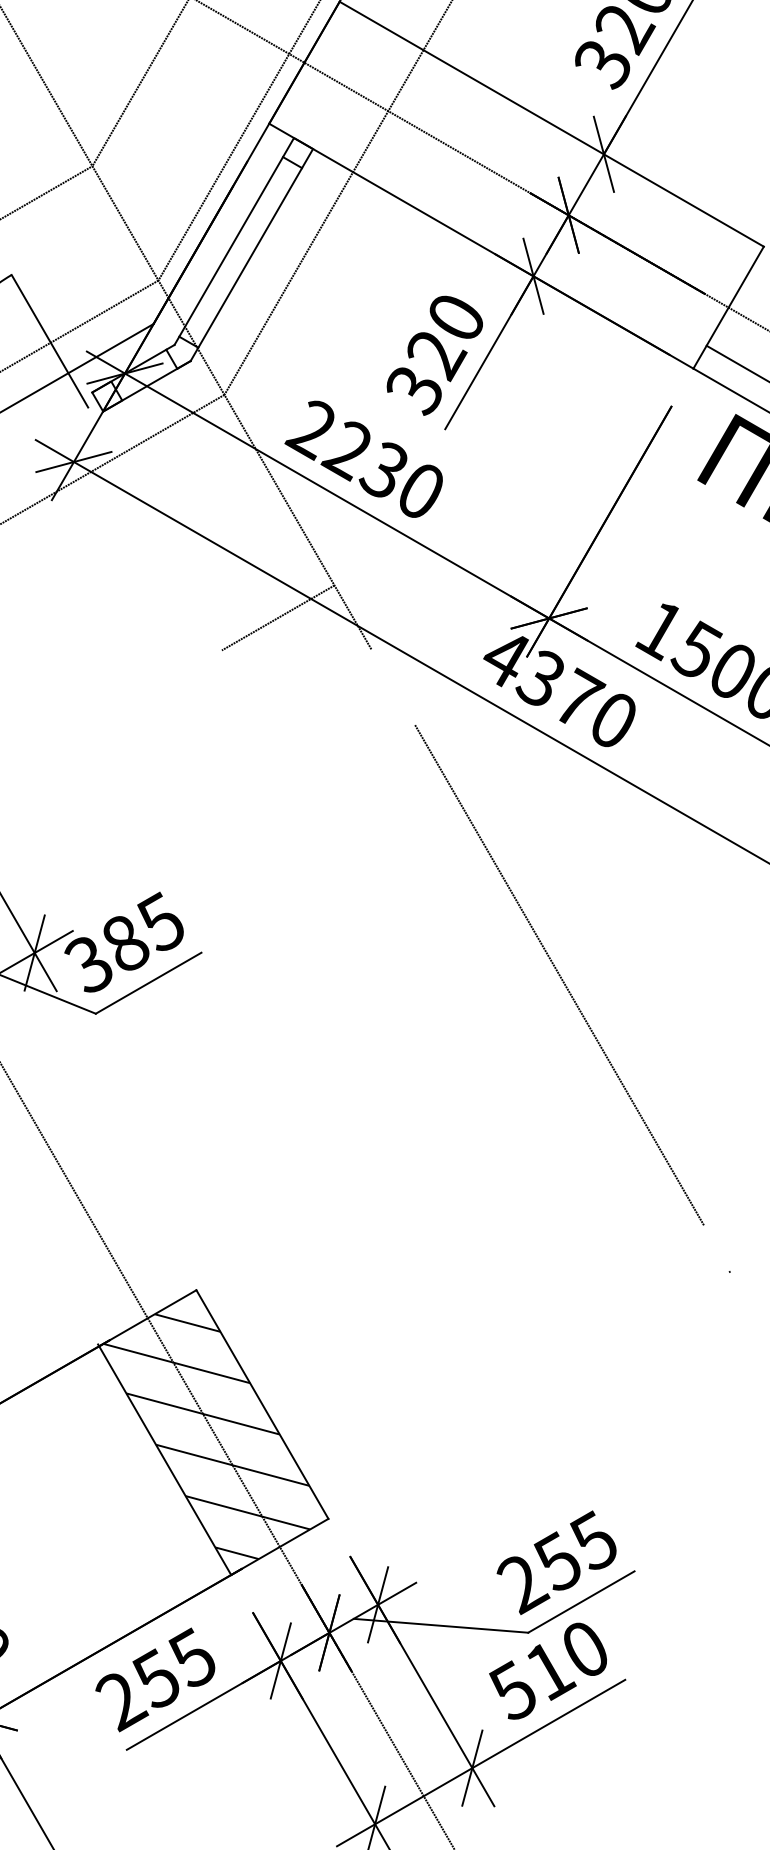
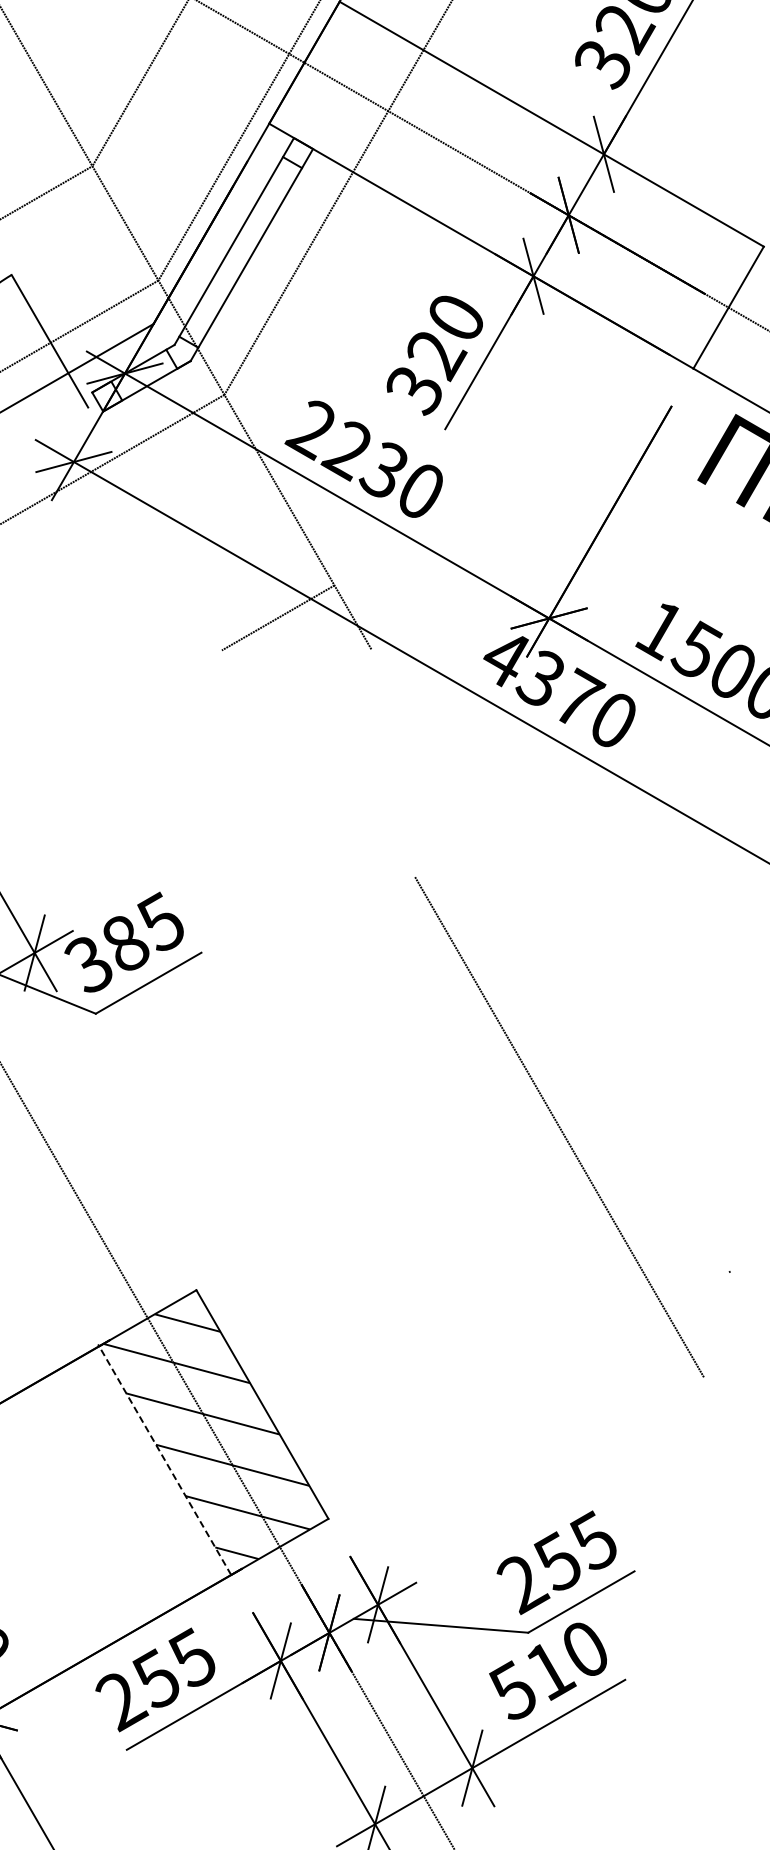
line: present -> none (736, 362)
line position: (559, 975) -> (559, 1127) (559, 1127)
line: solid -> dashed (164, 1459)
